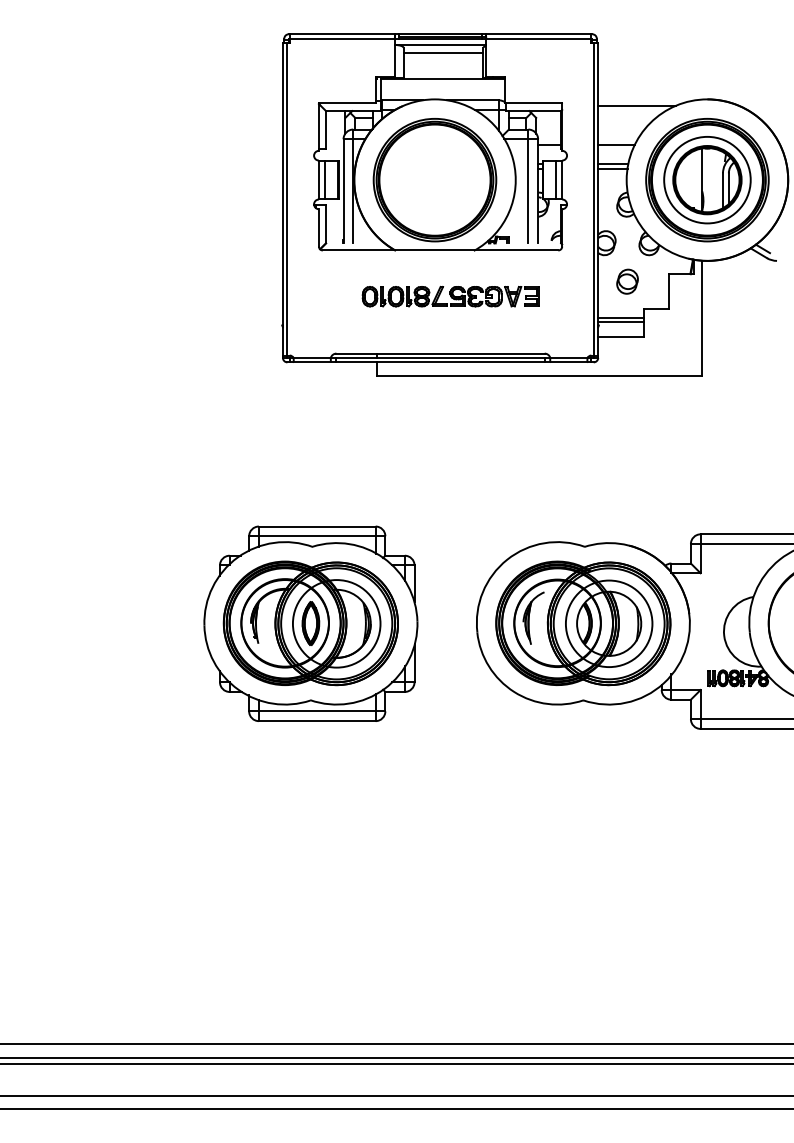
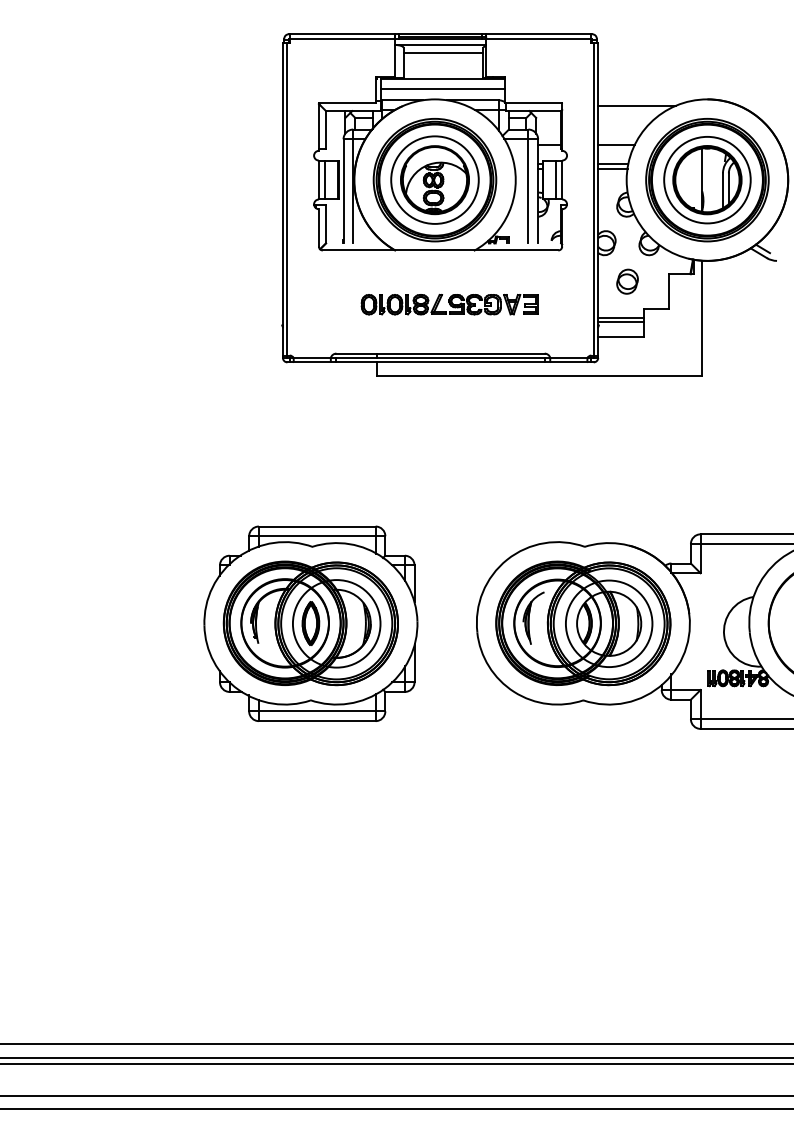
line: none -> present (442, 88)
part: none -> present (434, 179)
part position: (450, 296) -> (449, 304) (449, 304)
